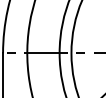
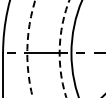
arc: solid -> dashed (27, 48)
circle: solid -> dashed (64, 48)
